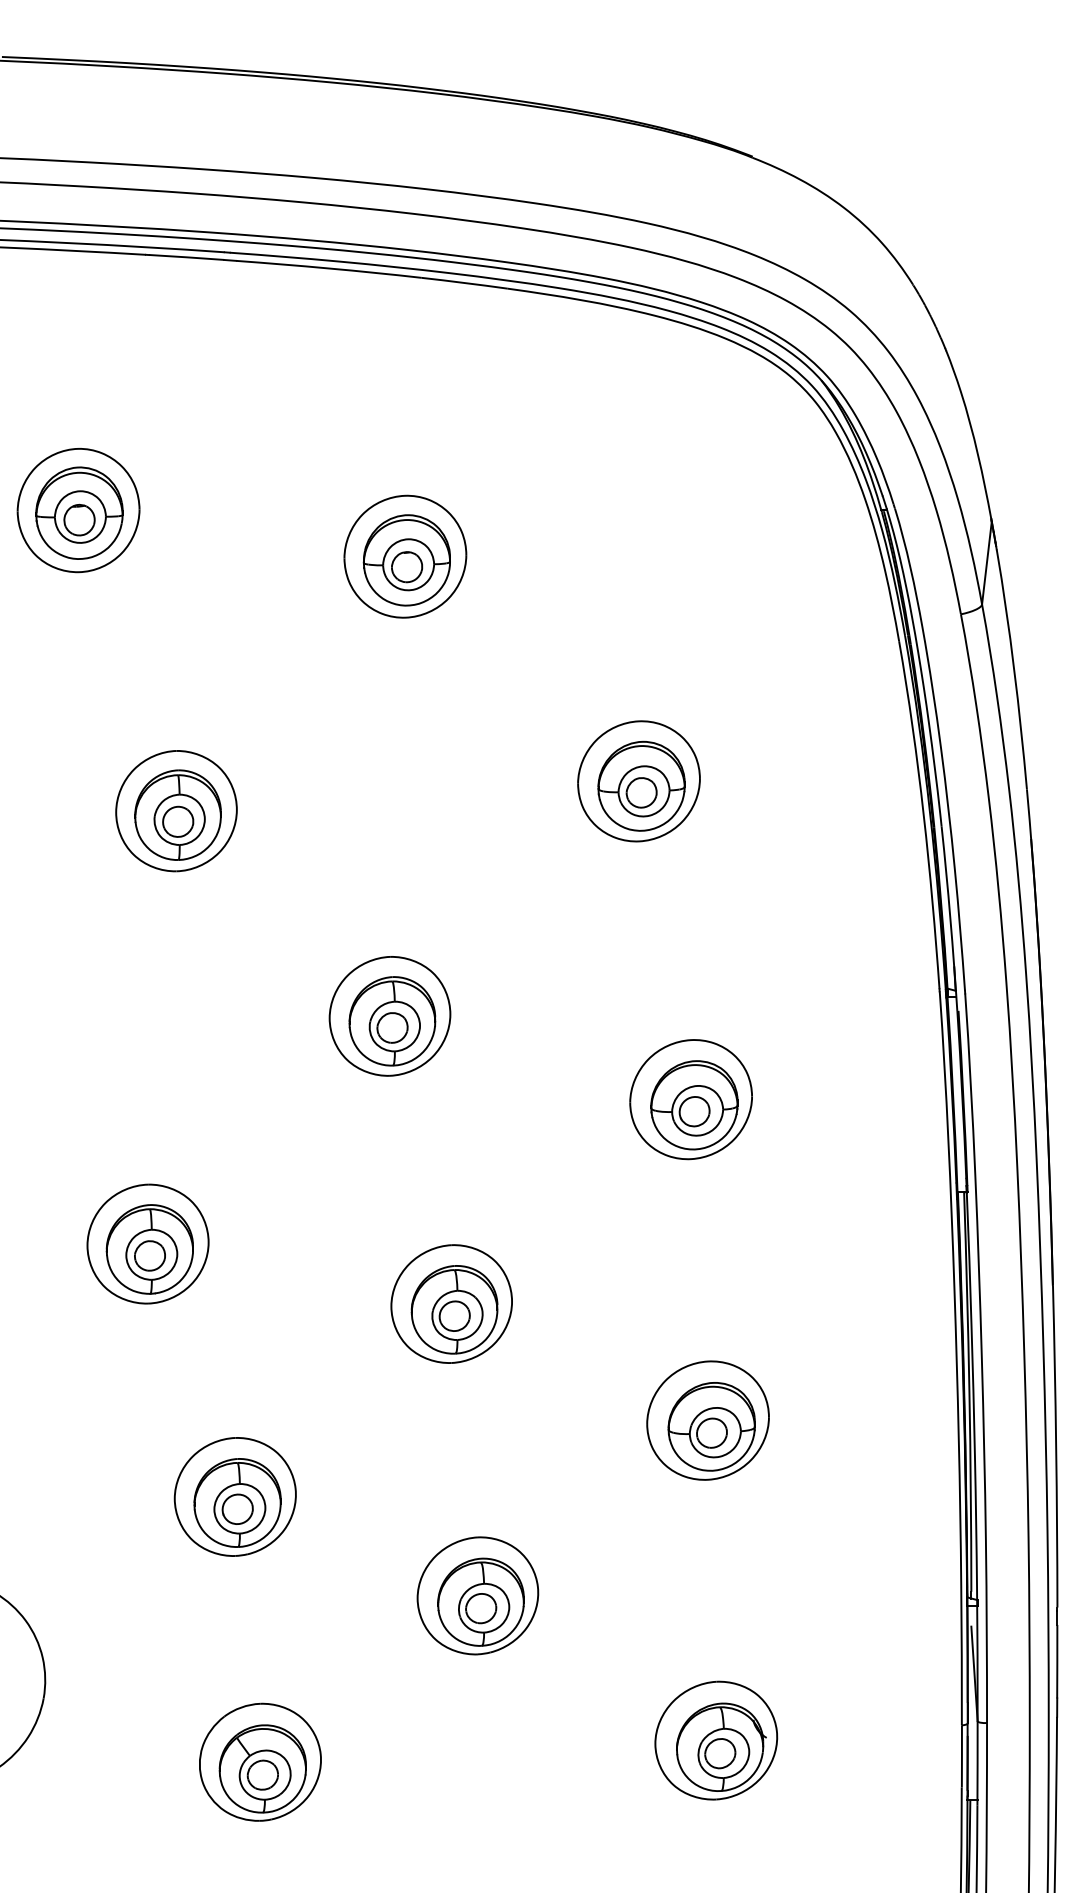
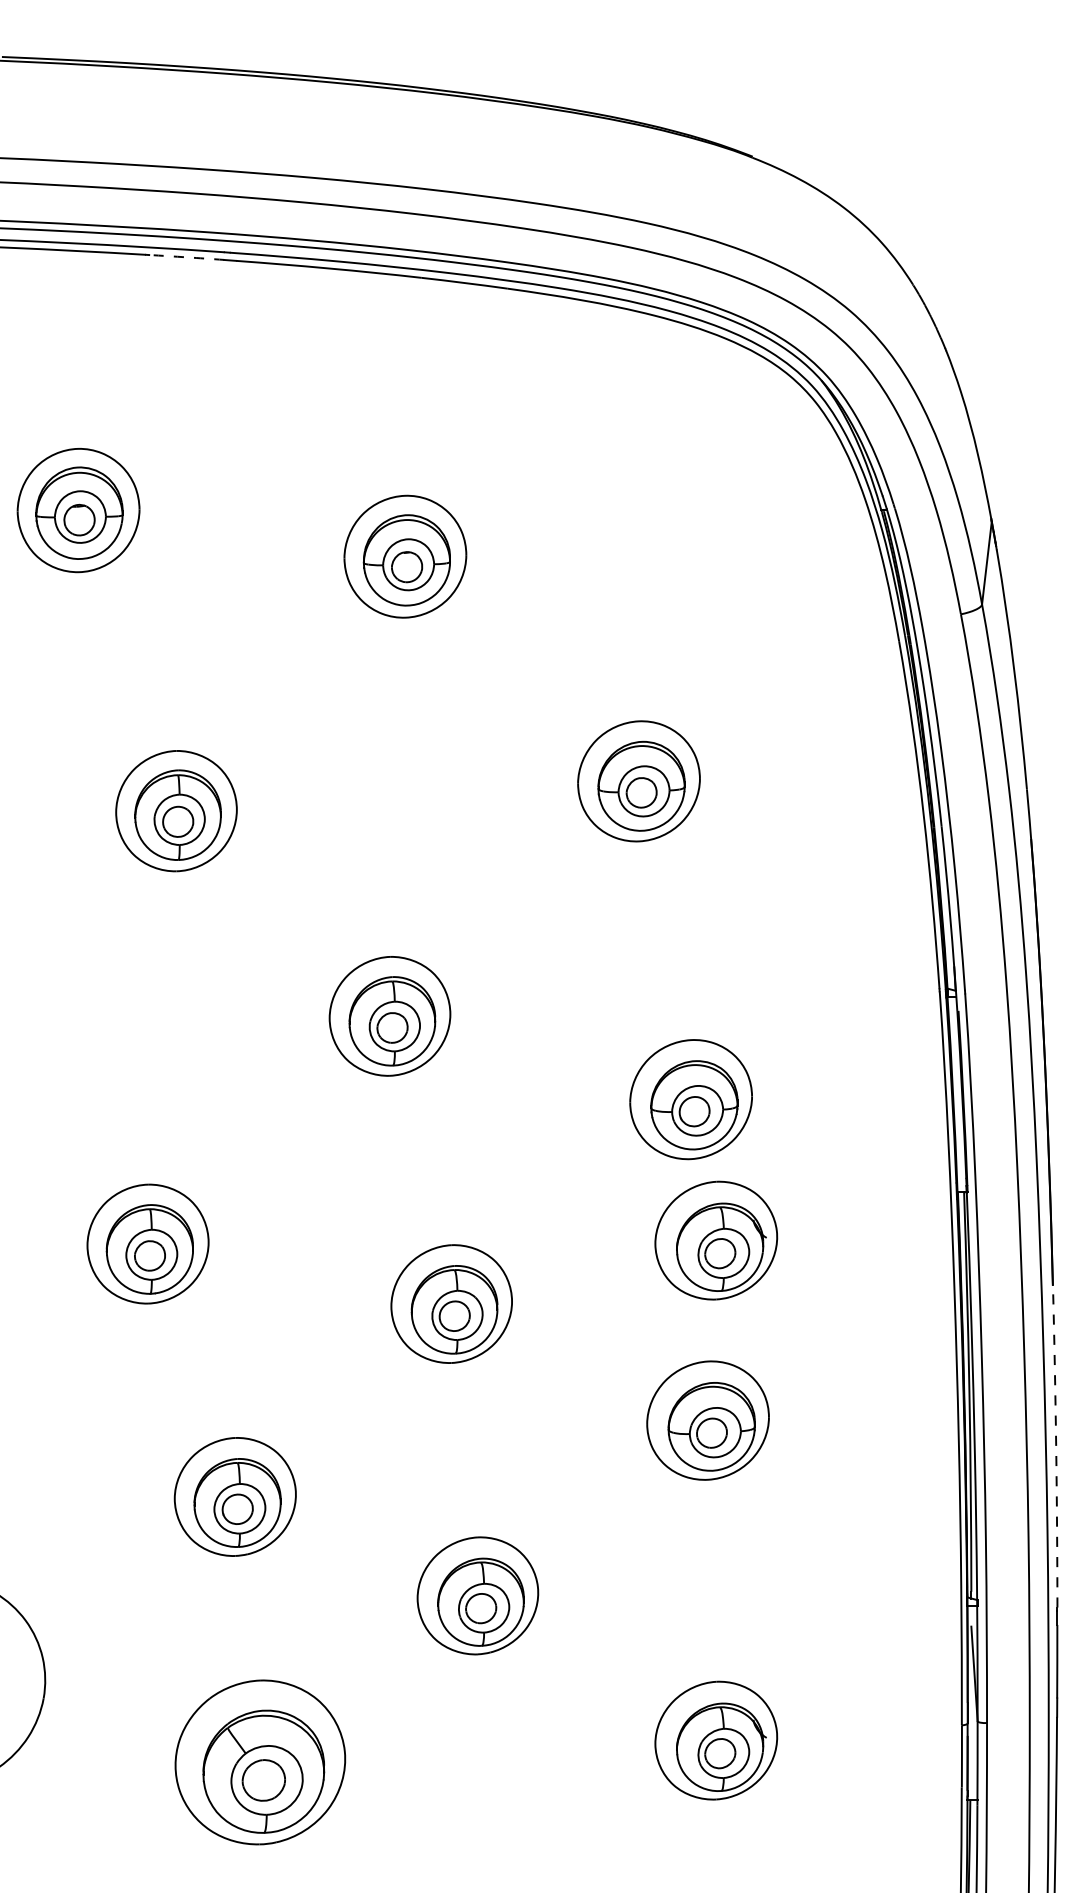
arc: solid -> dashed (186, 257)
part: none -> present (716, 1240)
arc: solid -> dashed (1056, 1446)
part size: 123x120 px -> 173x167 px (260, 1762)
